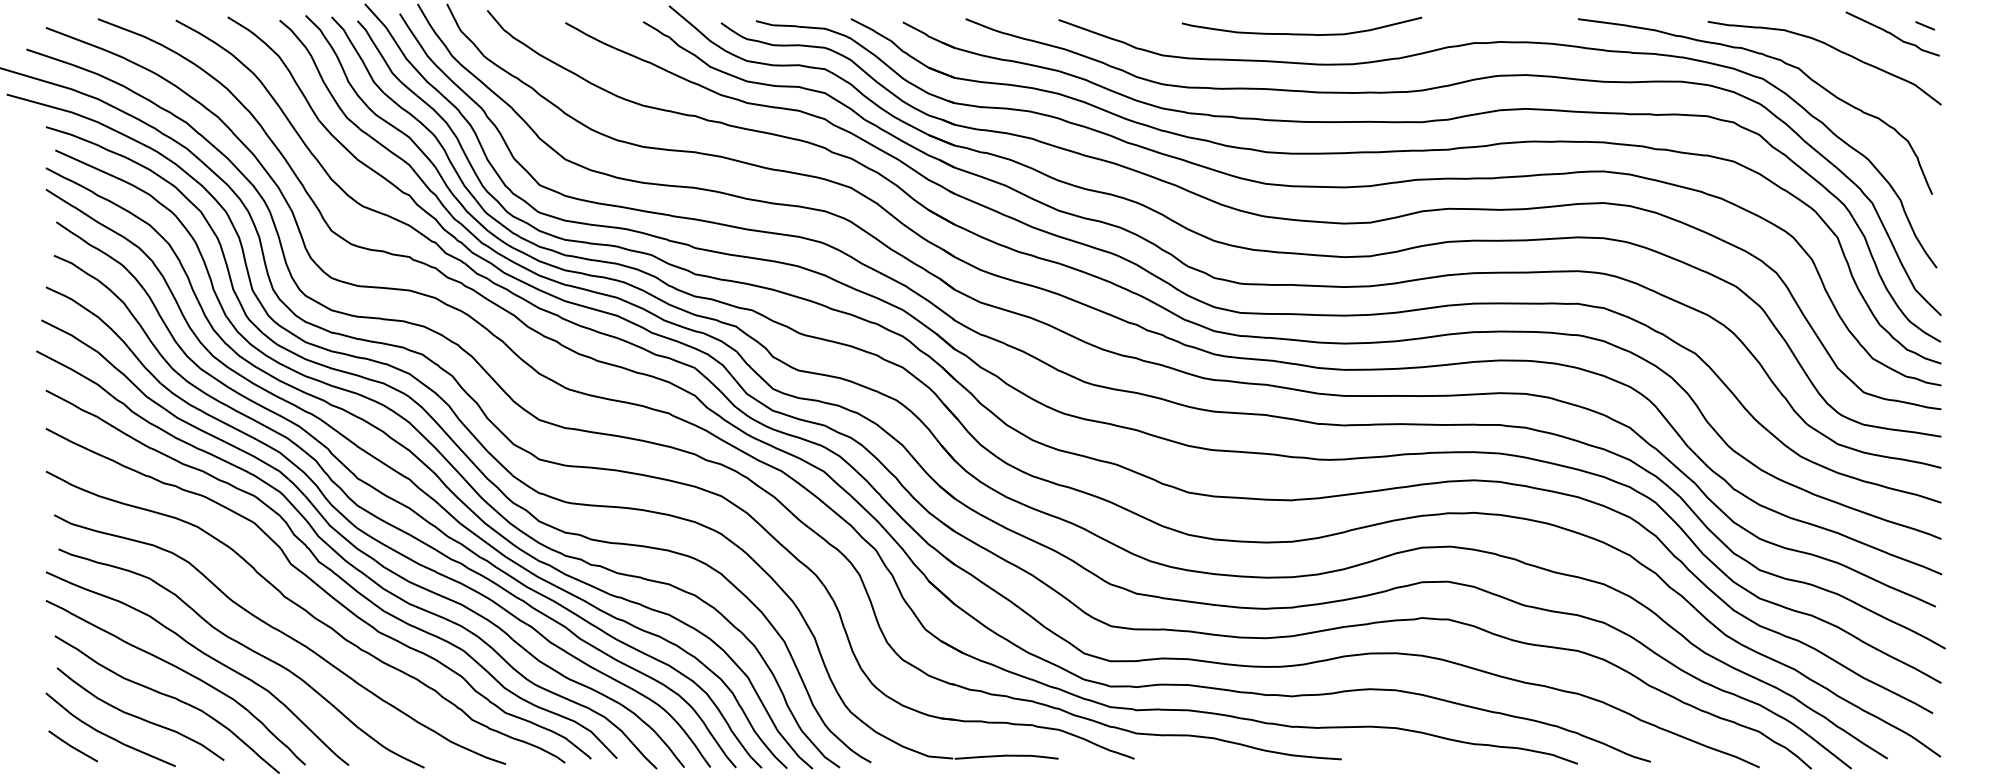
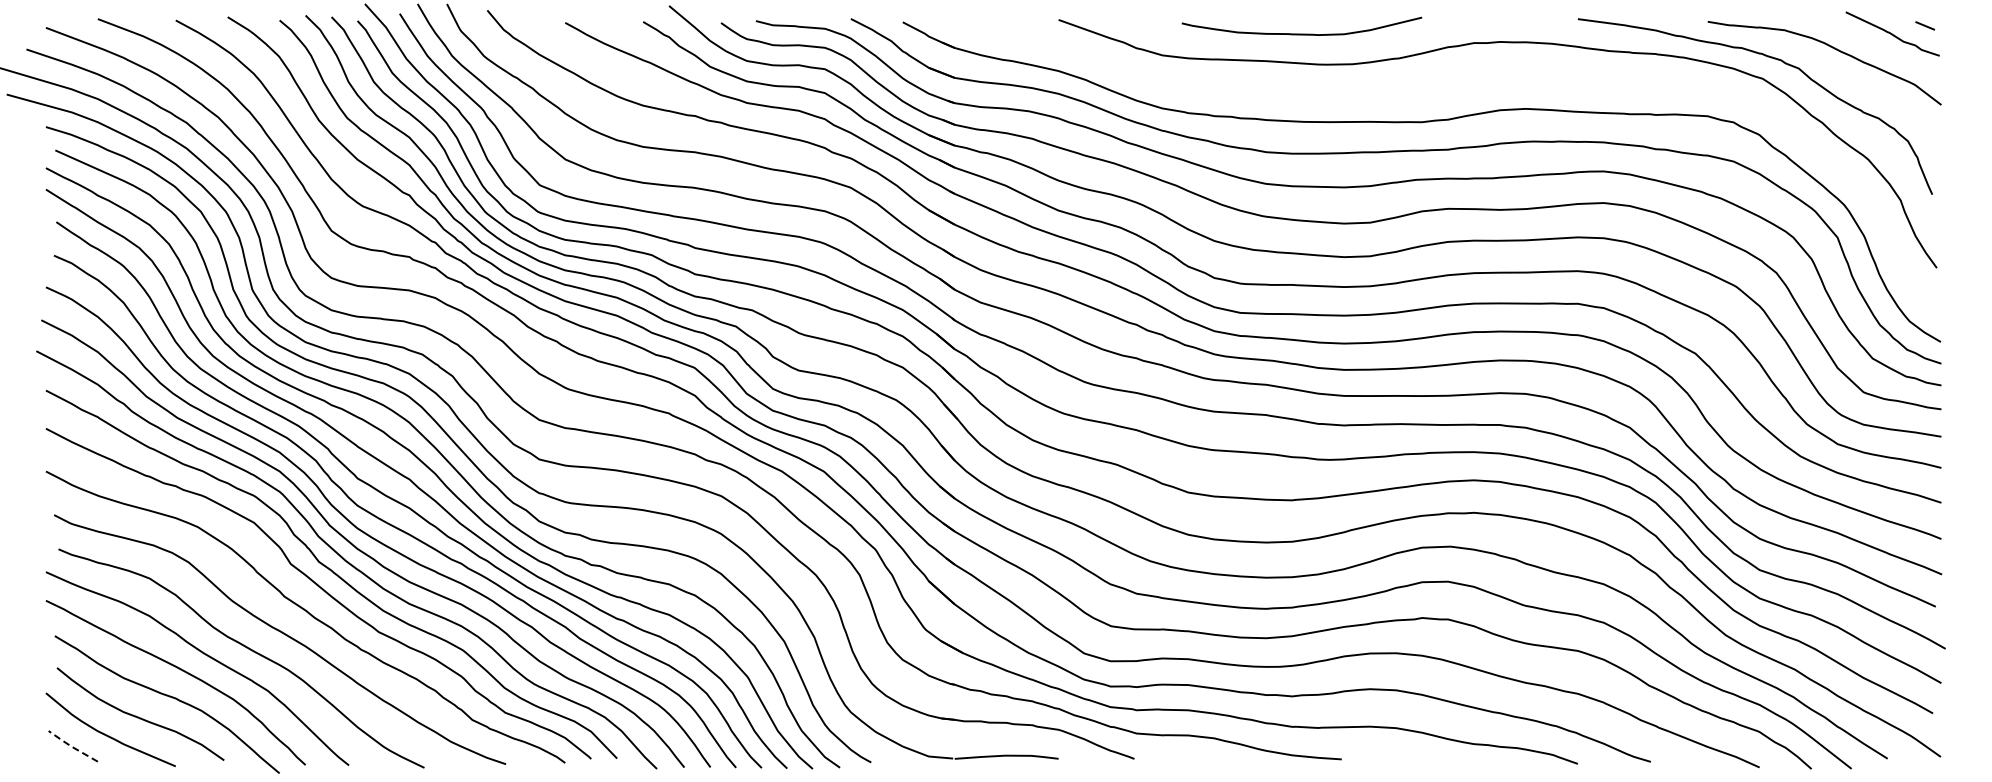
curve: present -> none (1439, 88)
line: solid -> dashed (71, 746)
